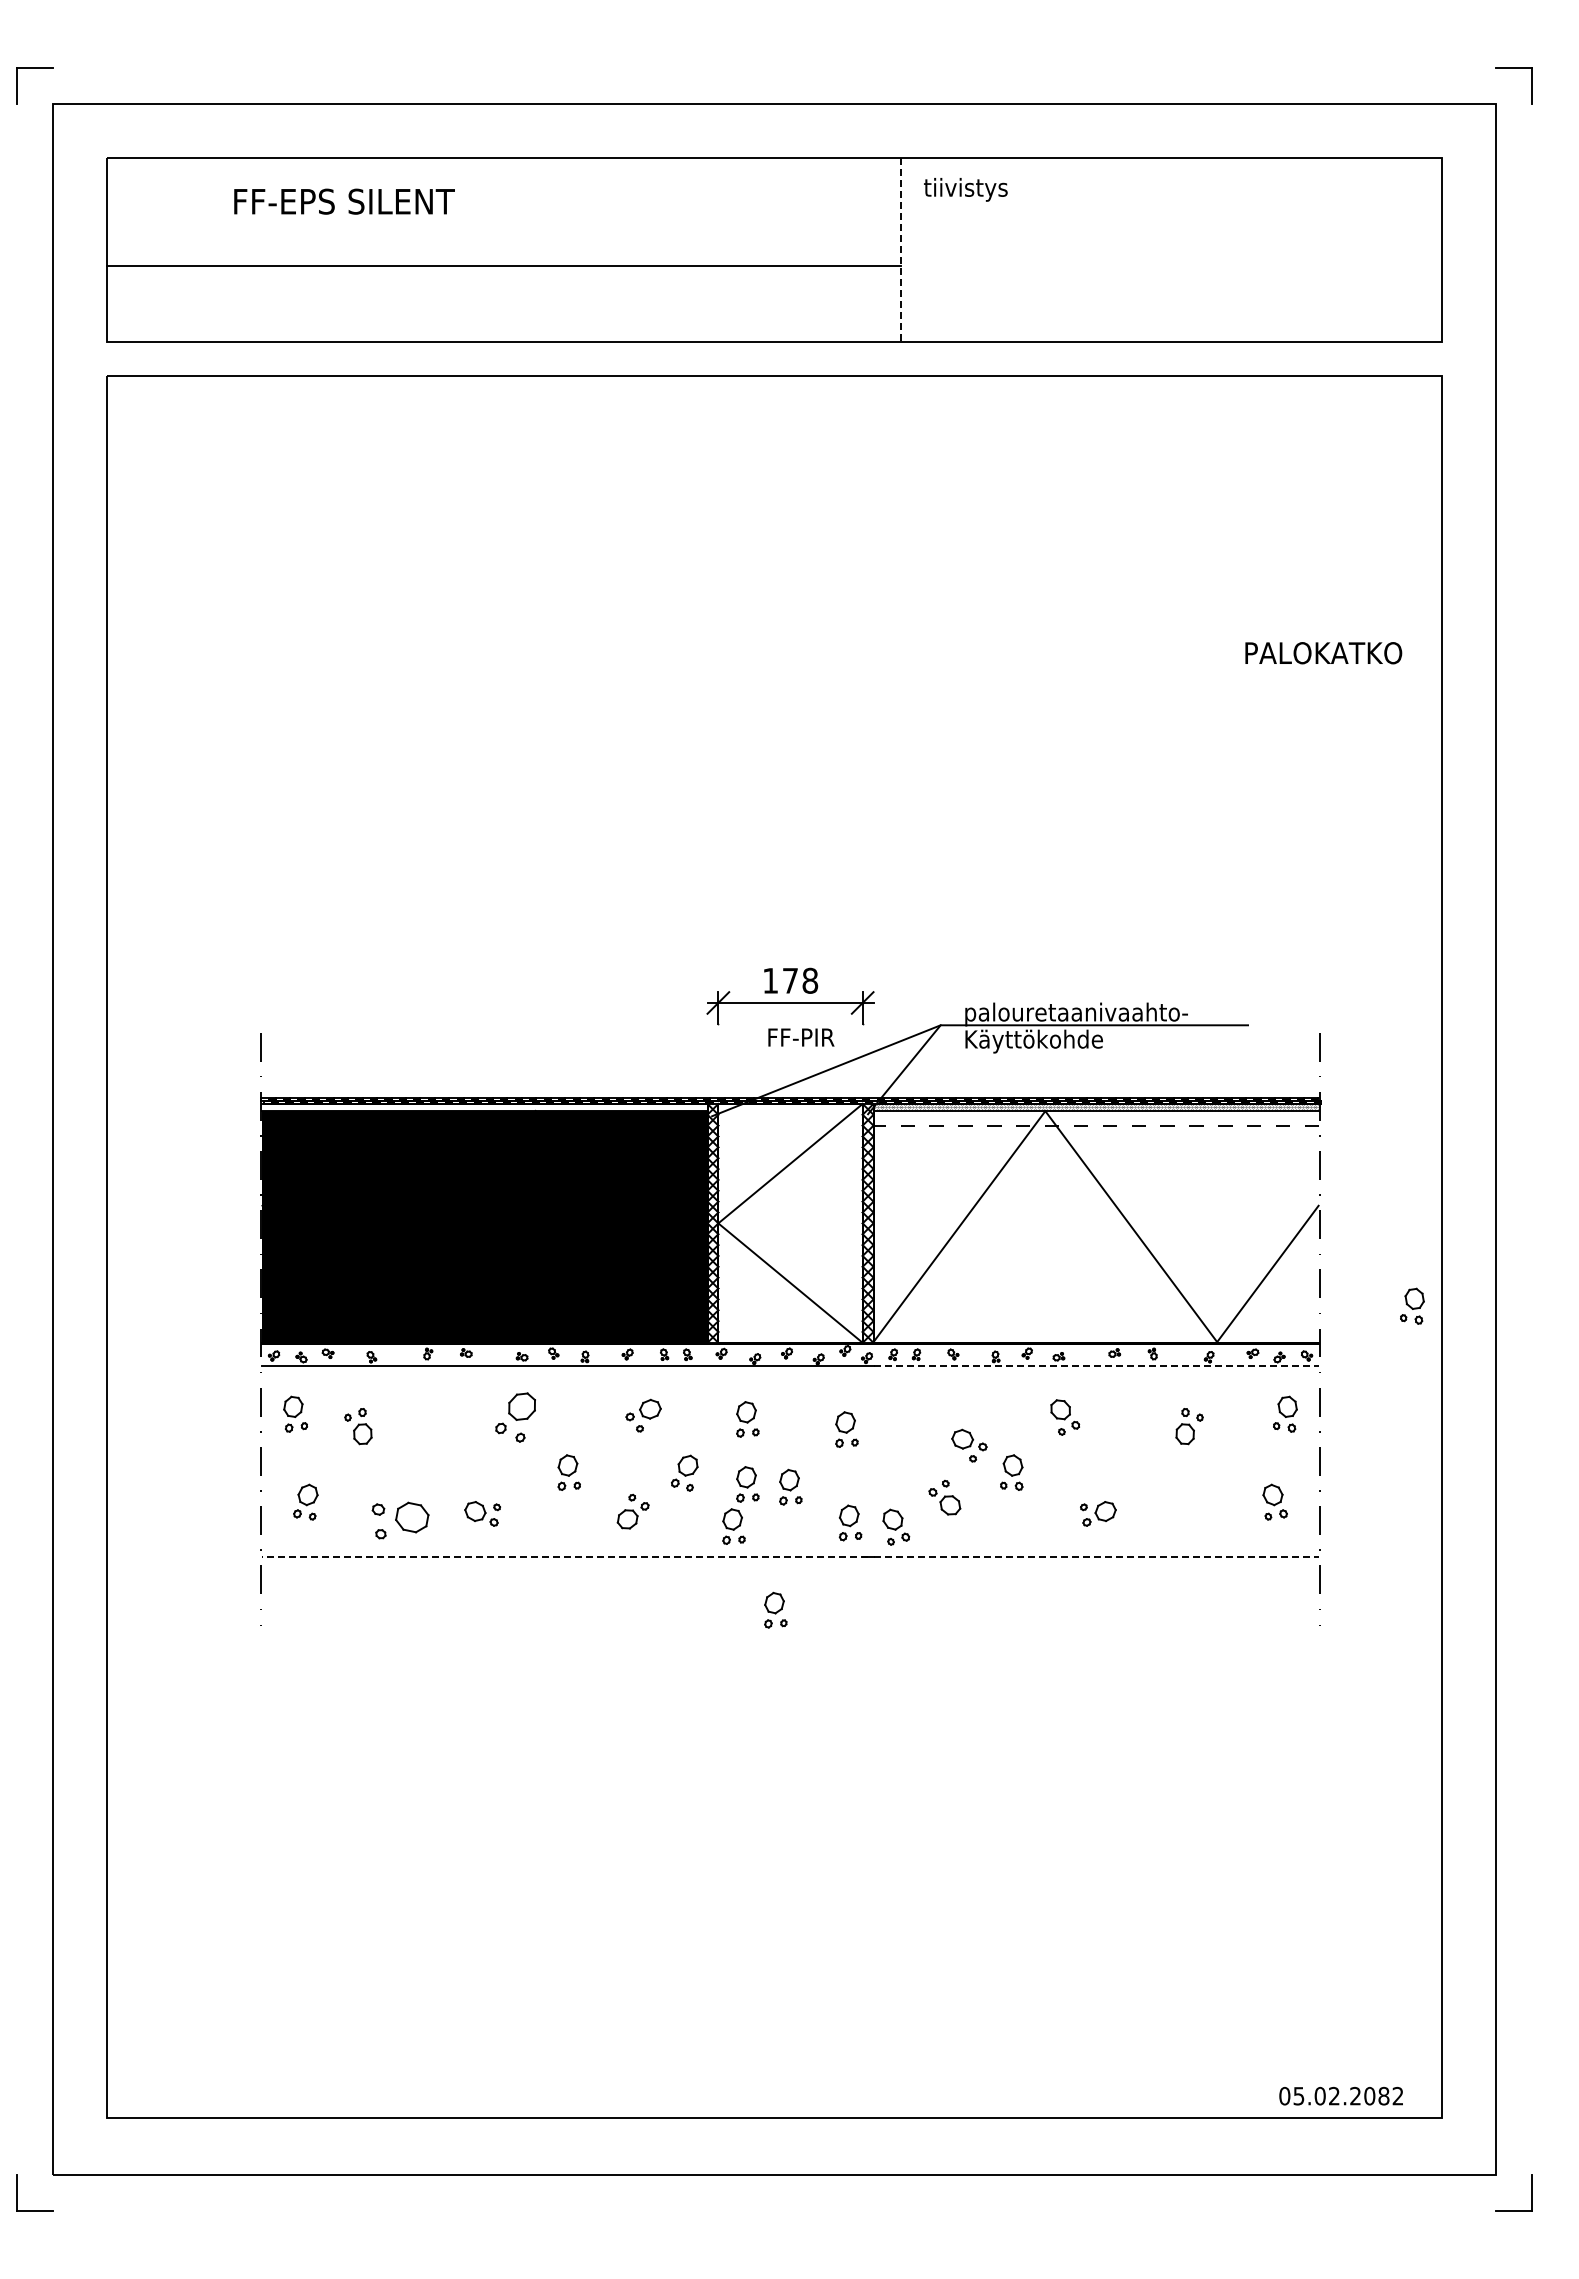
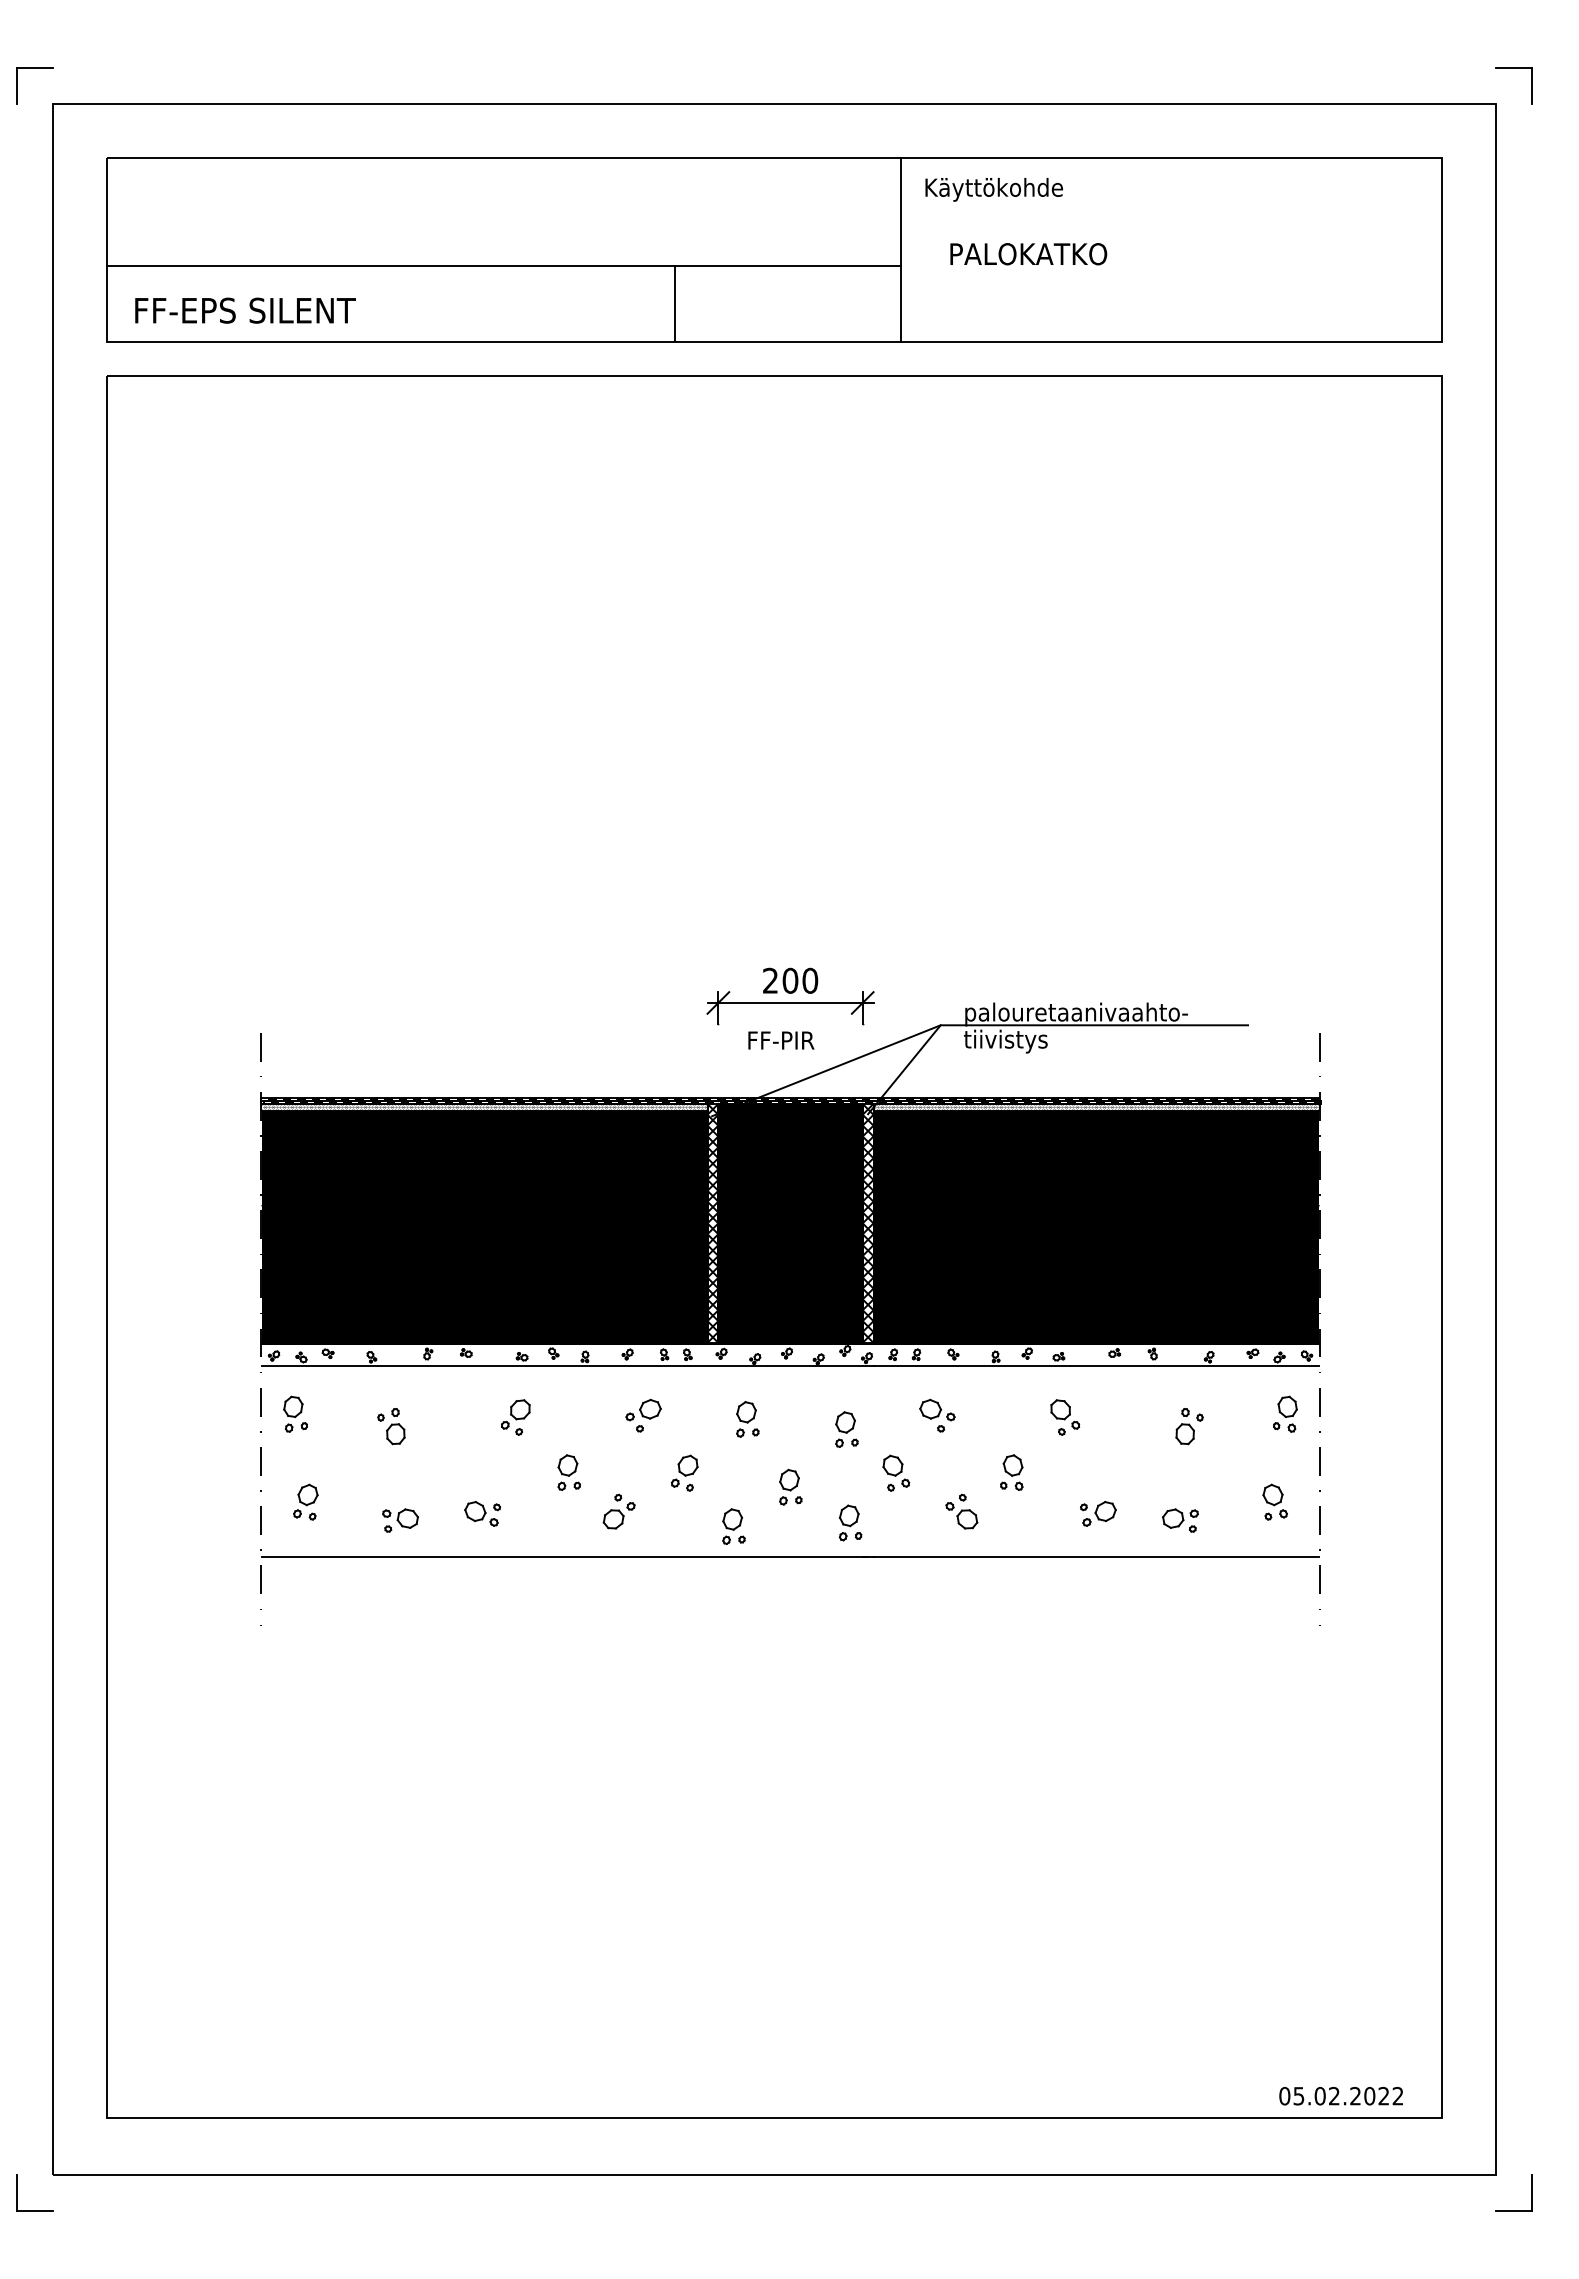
text: tiivistys -> Käyttökohde (993, 189)
text position: (344, 201) -> (245, 310) (245, 310)
line: dashed -> solid (900, 250)
line: none -> present (674, 303)
text position: (1323, 653) -> (1028, 254) (1028, 254)
text: 178 -> 200 (790, 980)
text position: (801, 1037) -> (781, 1040) (781, 1040)
text: Käyttökohde -> tiivistys (1032, 1041)
hatch: none -> present (484, 1106)
fill: none -> present (790, 1222)
fill: none -> present (1096, 1226)
part: present -> none (1412, 1305)
line: dashed -> solid (1096, 1365)
part size: 41x51 px -> 30x37 px (515, 1417)
part position: (358, 1426) -> (391, 1426) (391, 1426)
part position: (969, 1445) -> (937, 1415) (937, 1415)
part: present -> none (747, 1484)
part position: (944, 1497) -> (961, 1511) (961, 1511)
part position: (632, 1511) -> (618, 1511) (618, 1511)
part size: 59x39 px -> 37x25 px (400, 1520)
part: none -> present (1180, 1520)
part position: (896, 1526) -> (896, 1472) (896, 1472)
line: dashed -> solid (564, 1557)
line: dashed -> solid (1096, 1557)
part: present -> none (775, 1609)
text: 05.02.2082 -> 05.02.2022 (1383, 2096)
